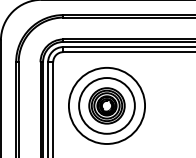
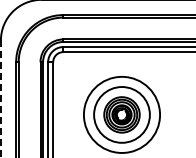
line: solid -> dashed (0, 99)
part position: (106, 105) -> (121, 114) (121, 114)
